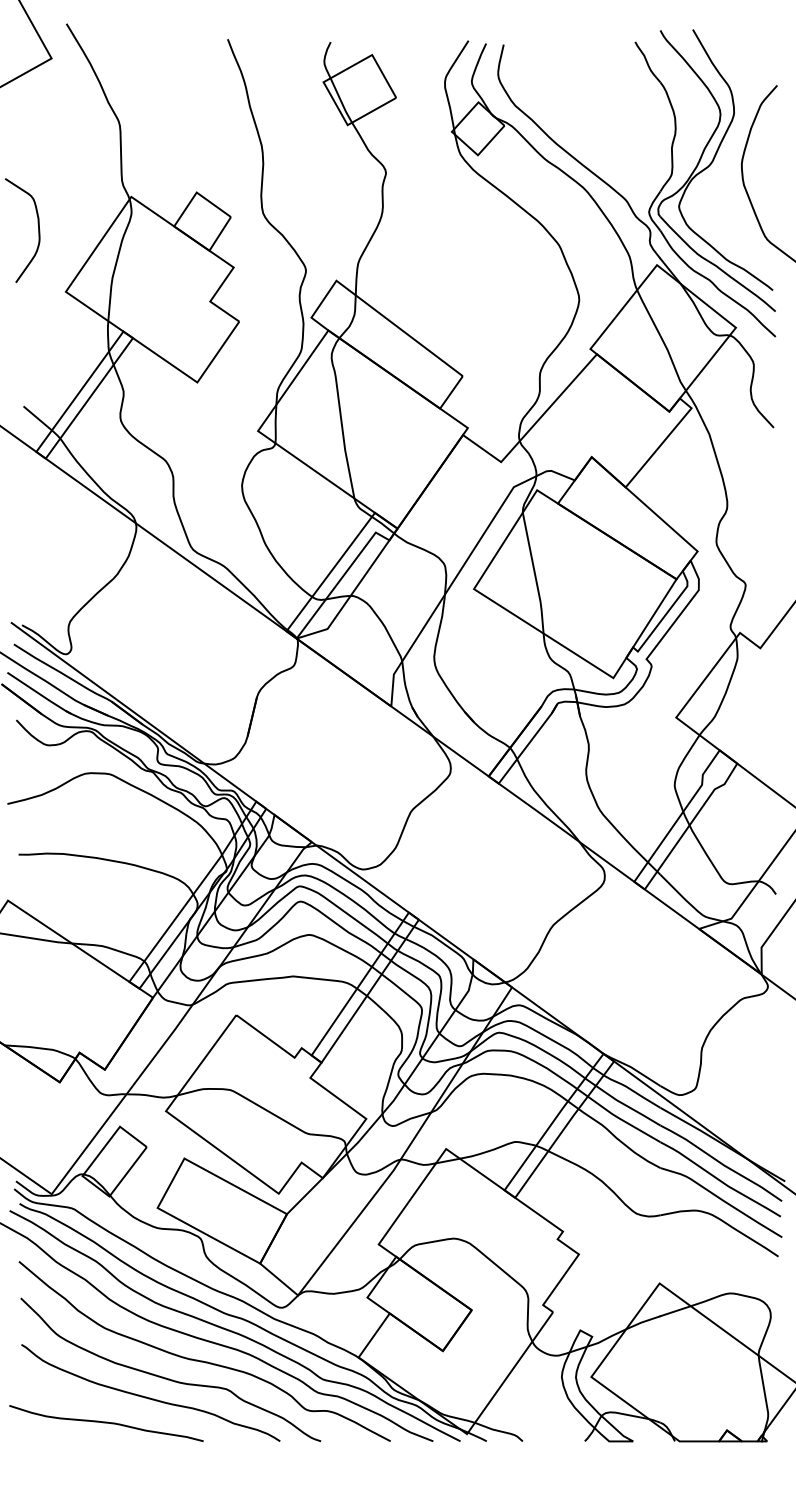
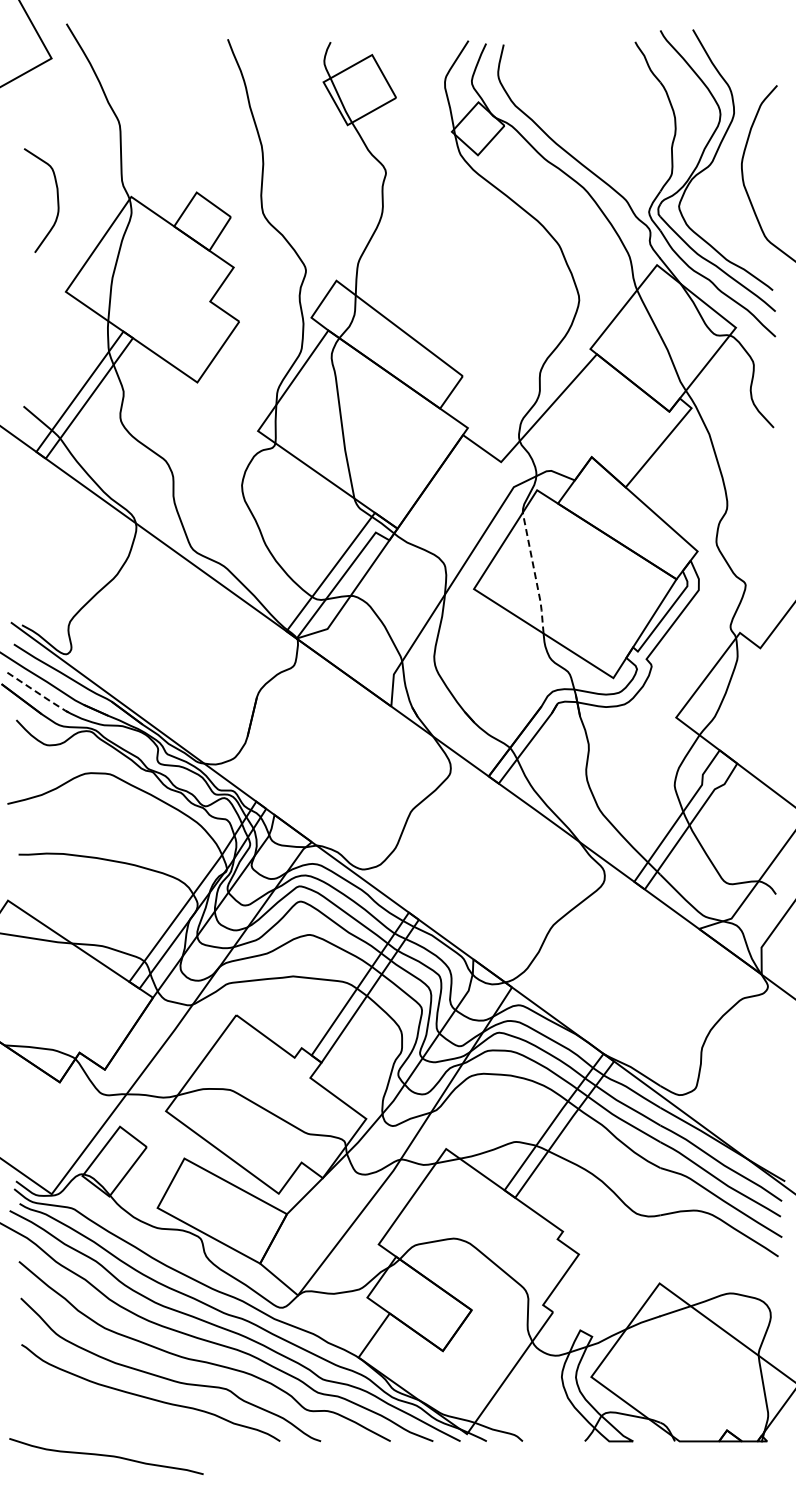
curve position: (38, 230) -> (57, 200) (57, 200)
line: solid -> dashed (535, 574)
line: solid -> dashed (40, 694)
curve position: (106, 1423) -> (106, 1456) (106, 1456)
